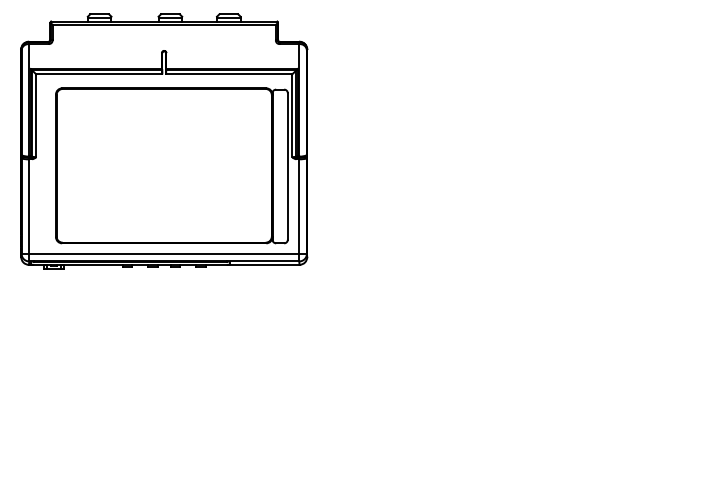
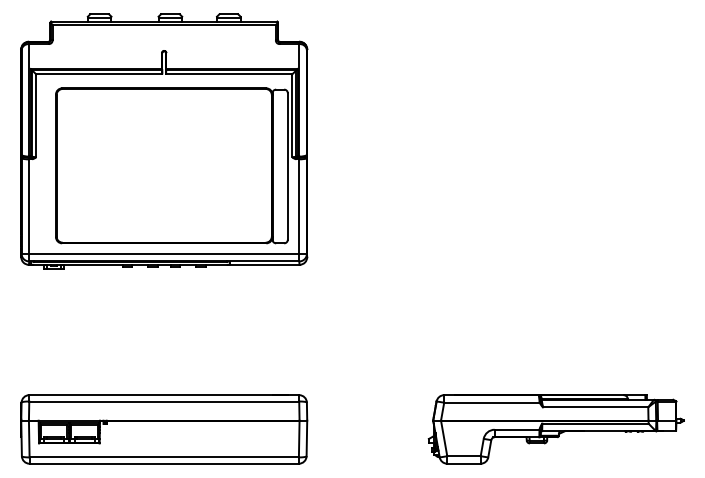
part: none -> present (164, 429)
part: none -> present (555, 429)
